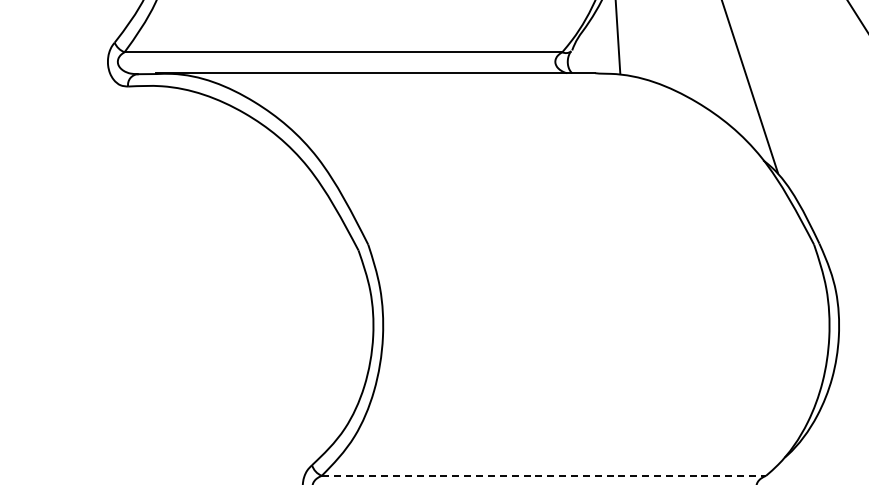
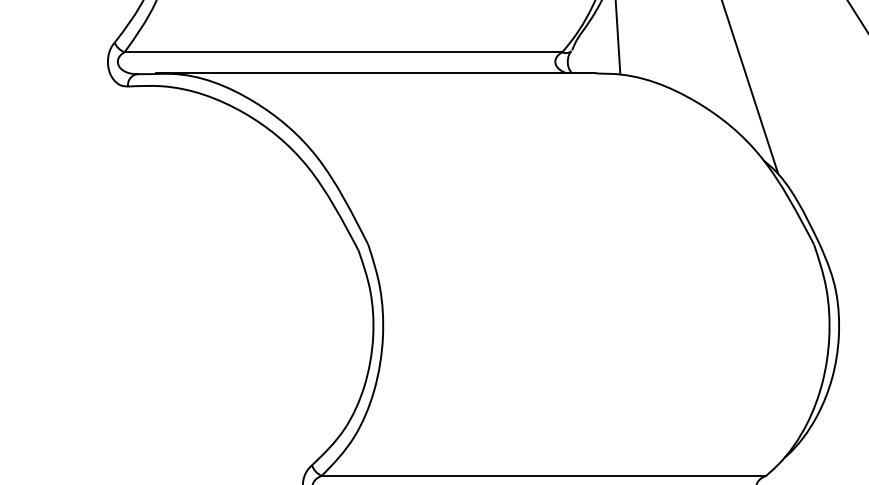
line: dashed -> solid (544, 475)
